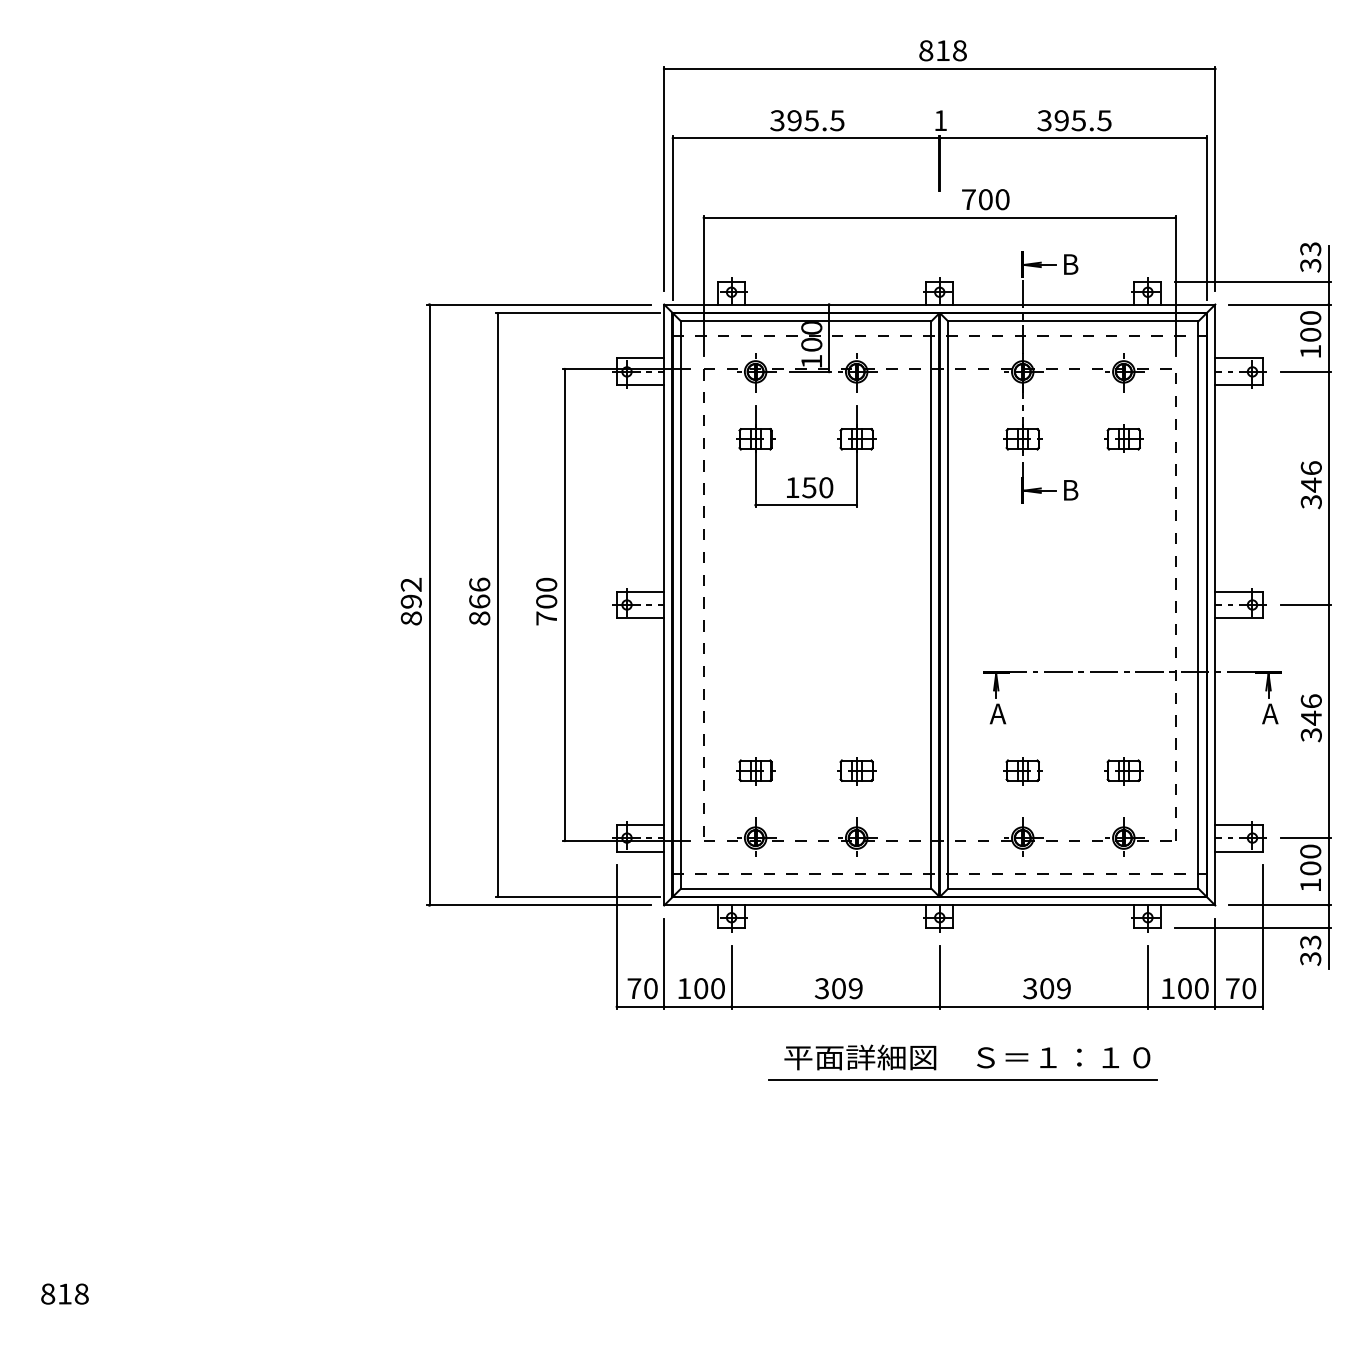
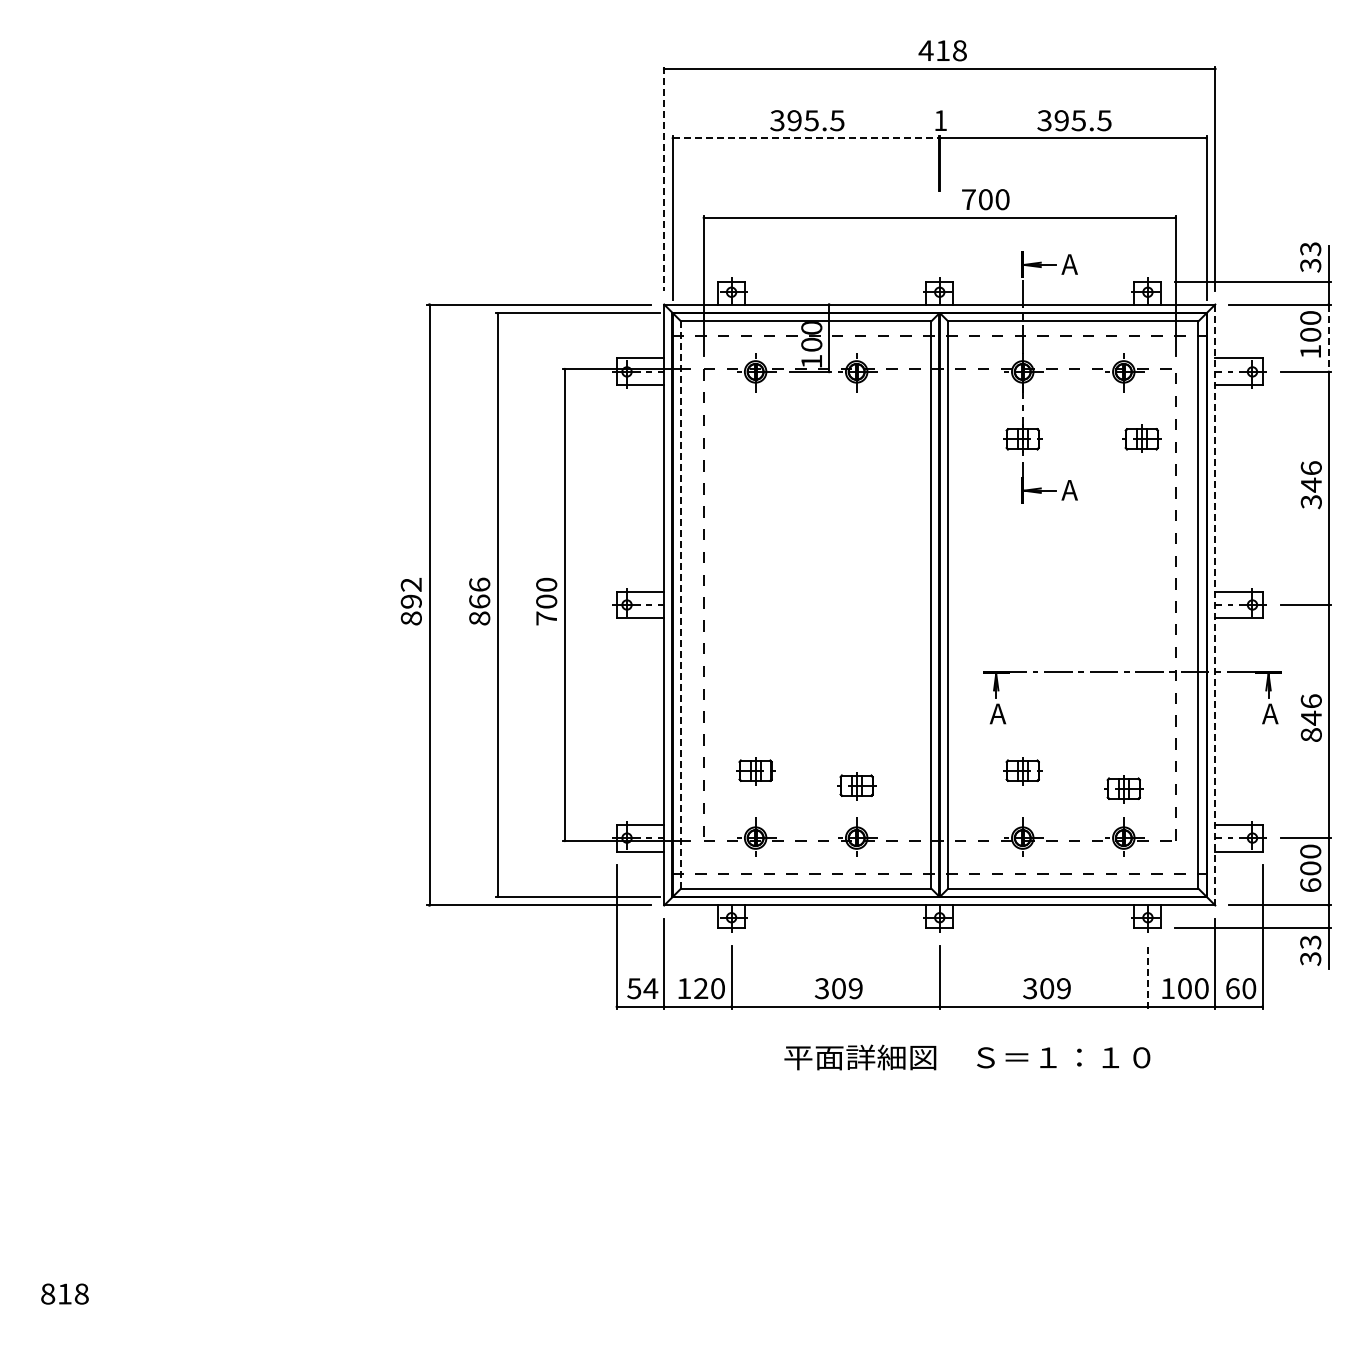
text: 818 -> 418 (925, 50)
line: solid -> dashed (806, 138)
line: solid -> dashed (664, 179)
text: B -> A (1069, 264)
line: solid -> dashed (1328, 338)
part position: (1123, 438) -> (1141, 438) (1141, 438)
part: present -> none (806, 477)
text: B -> A (1069, 490)
line: solid -> dashed (681, 605)
line: solid -> dashed (1215, 605)
text: 346 -> 846 (1310, 735)
part position: (856, 771) -> (856, 786) (856, 786)
part position: (1123, 771) -> (1123, 789) (1123, 789)
text: 100 -> 600 (1310, 884)
line: solid -> dashed (1147, 976)
text: 70 -> 54 (642, 988)
text: 100 -> 120 (701, 988)
text: 70 -> 60 (1232, 988)
line: present -> none (962, 1080)
